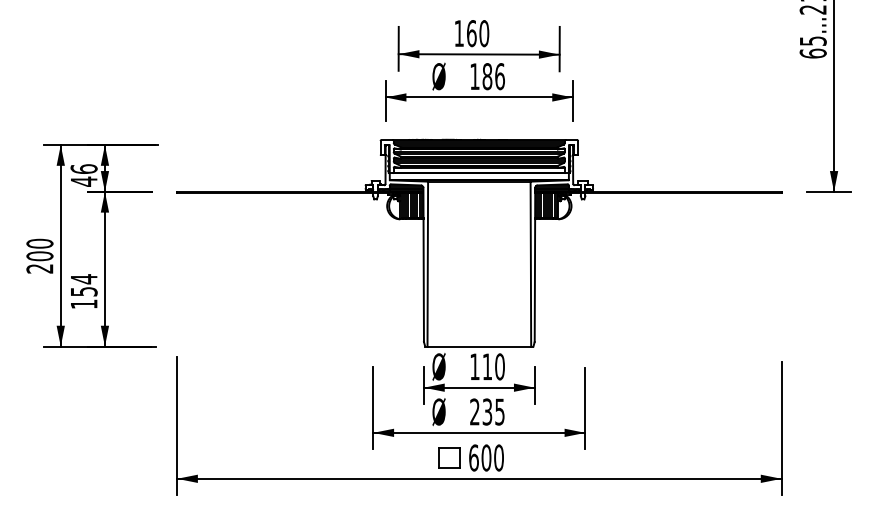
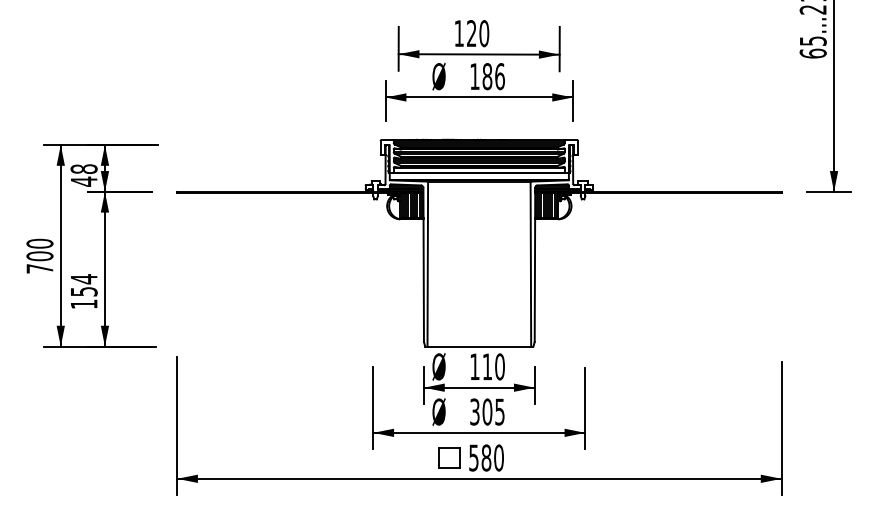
text: 160 -> 120 (471, 33)
text: 46 -> 48 (83, 168)
text: 200 -> 700 (39, 268)
text: 235 -> 305 (481, 411)
text: 600 -> 580 (480, 457)
